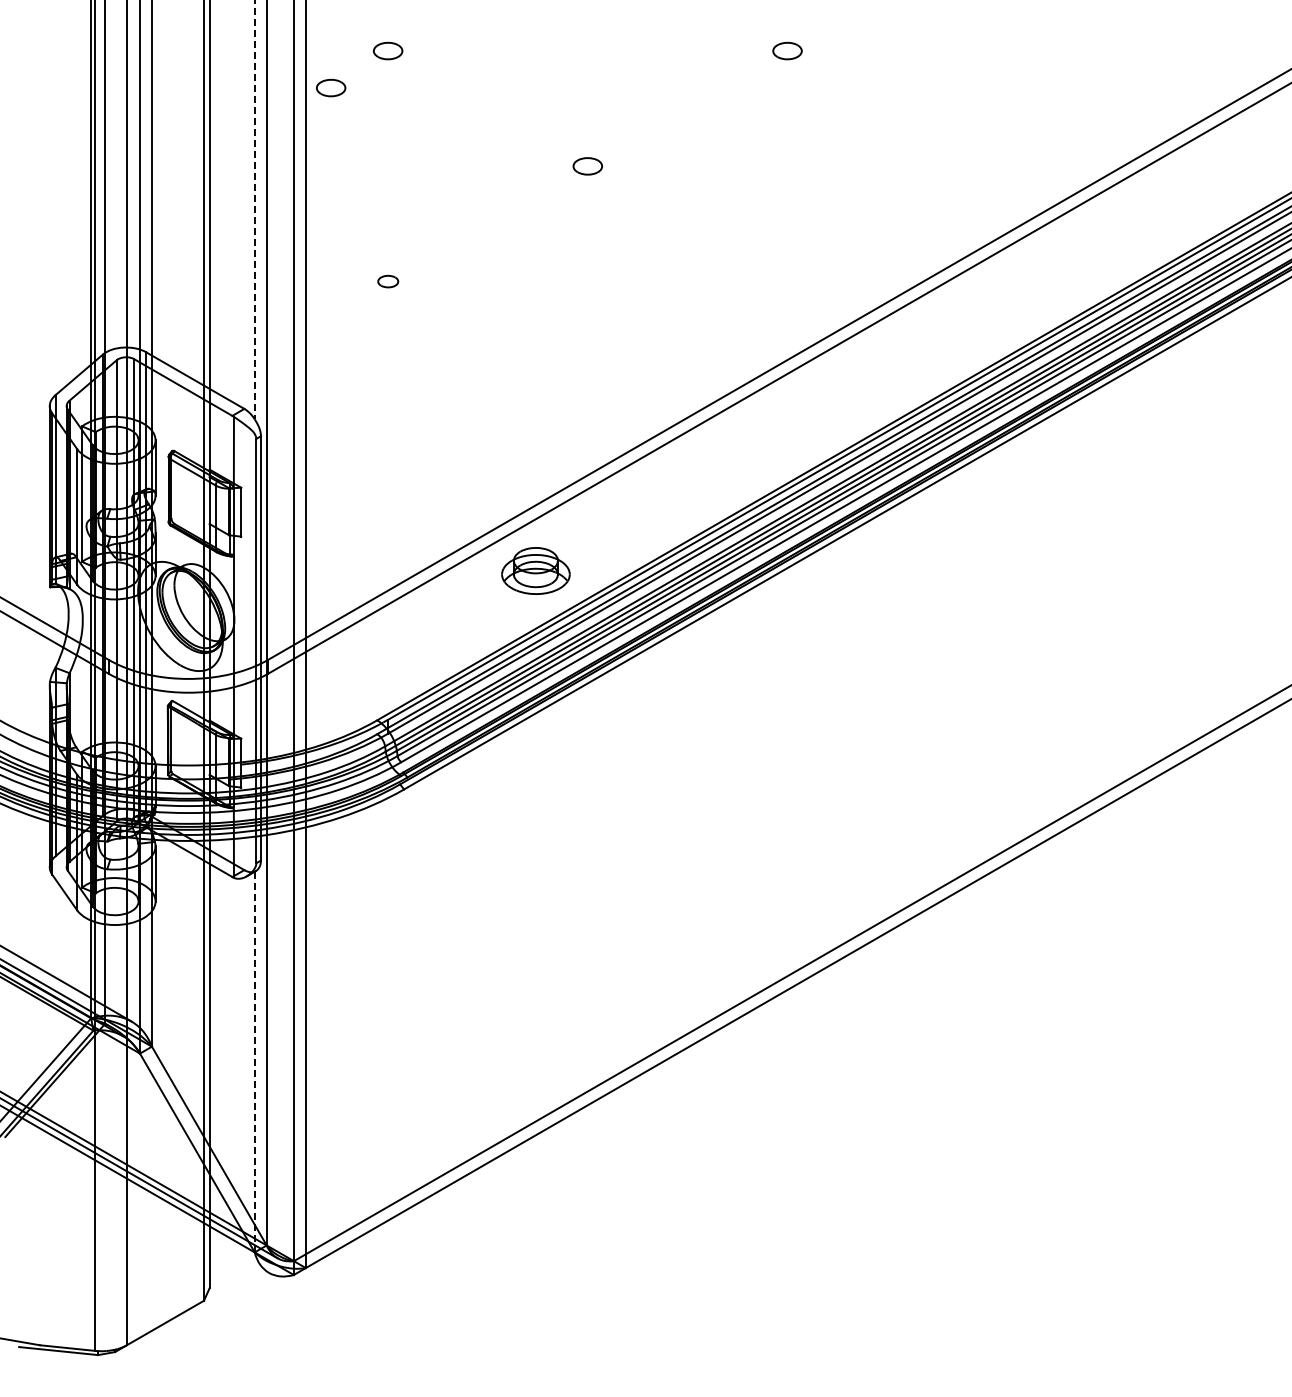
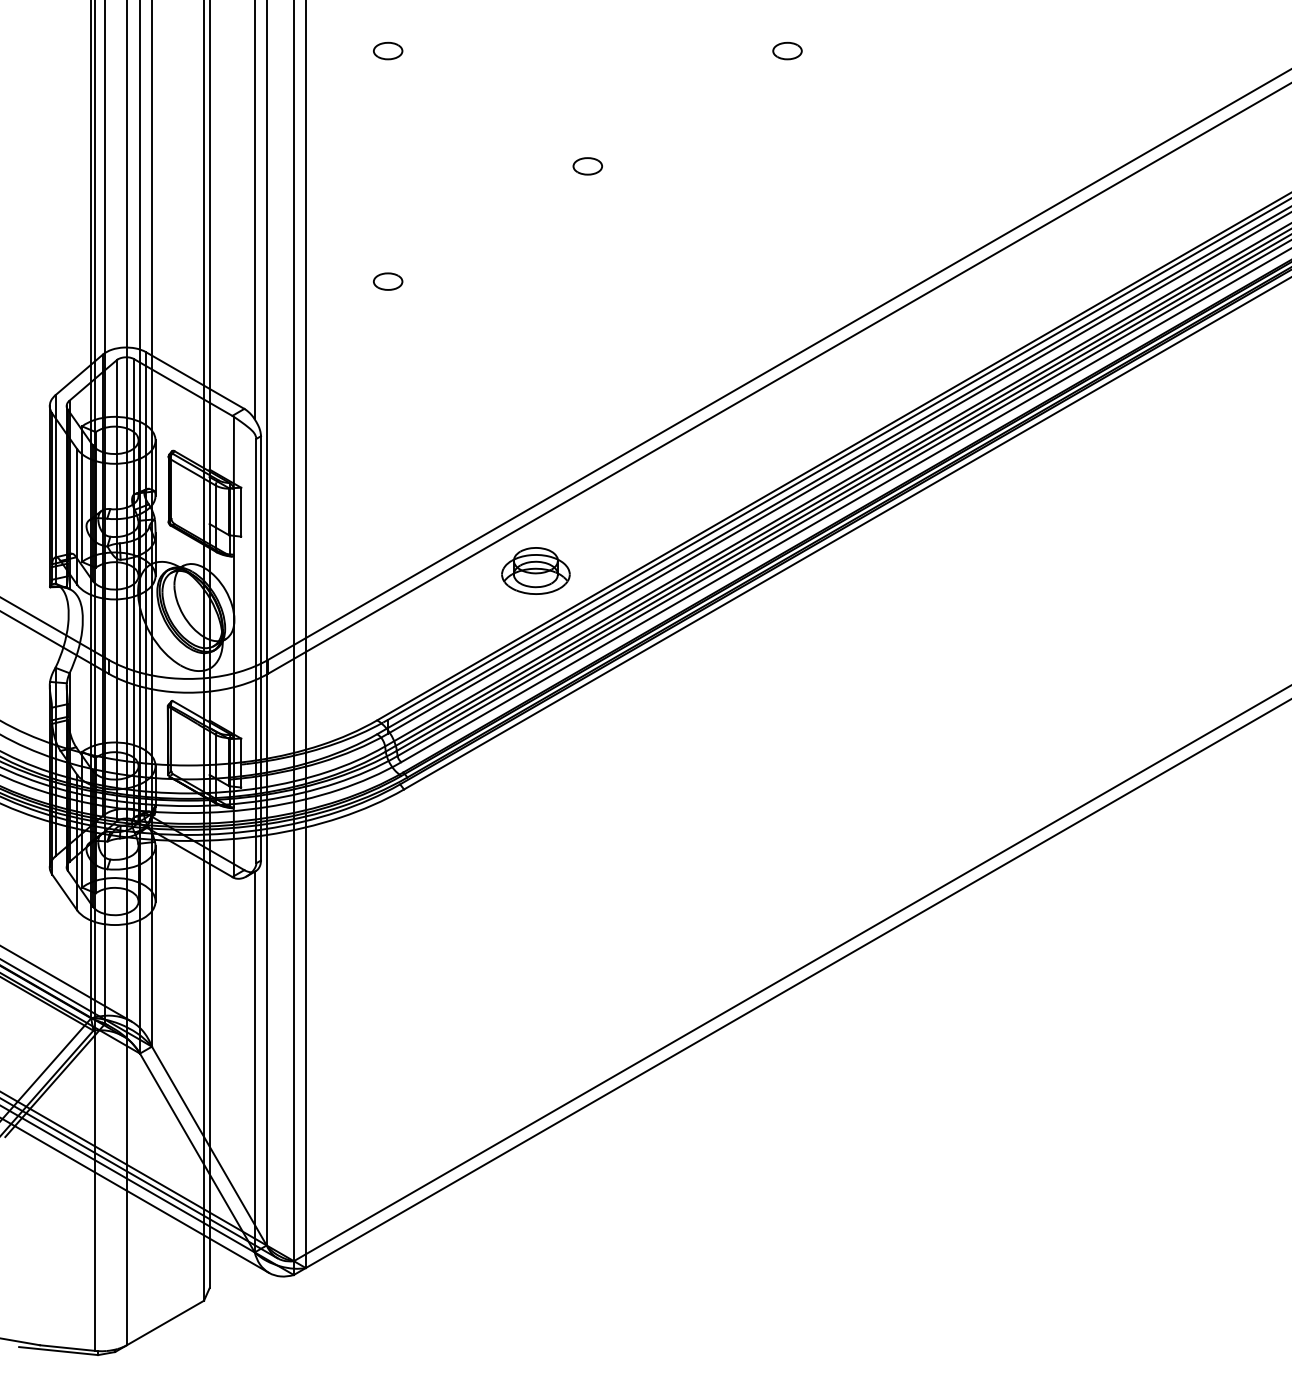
part: present -> none (331, 87)
line: dashed -> solid (254, 210)
part size: 23x15 px -> 31x19 px (388, 281)
line: dashed -> solid (254, 1062)
line: none -> present (135, 1195)
